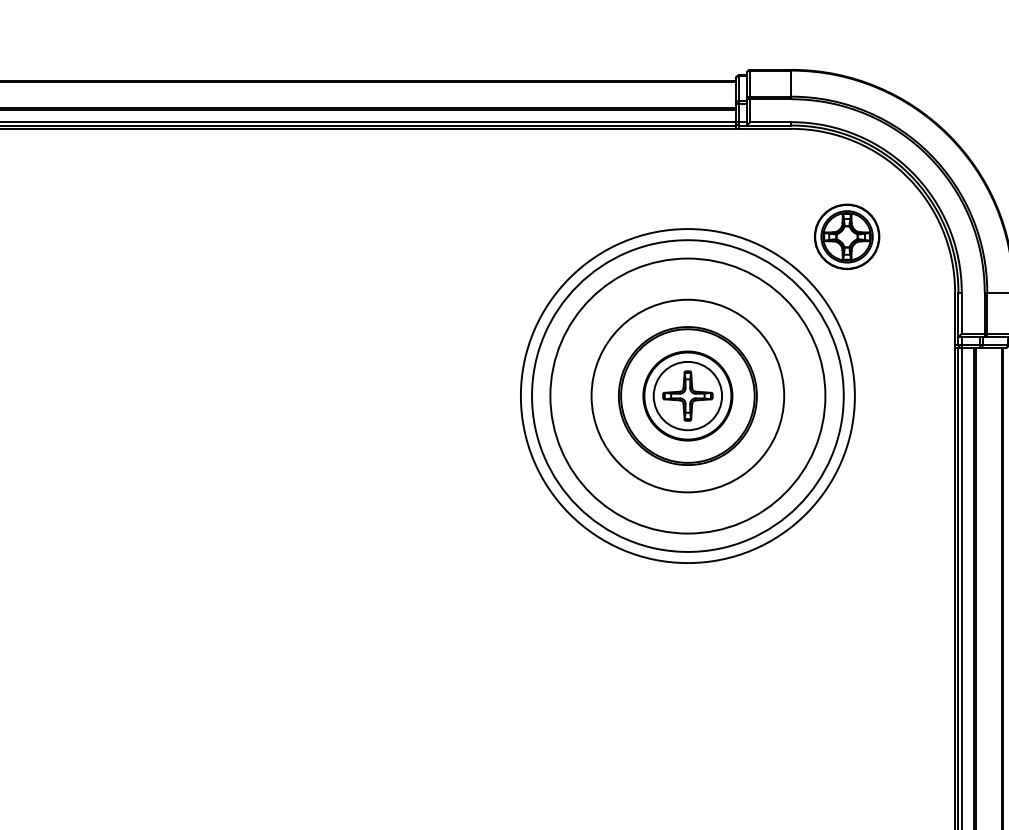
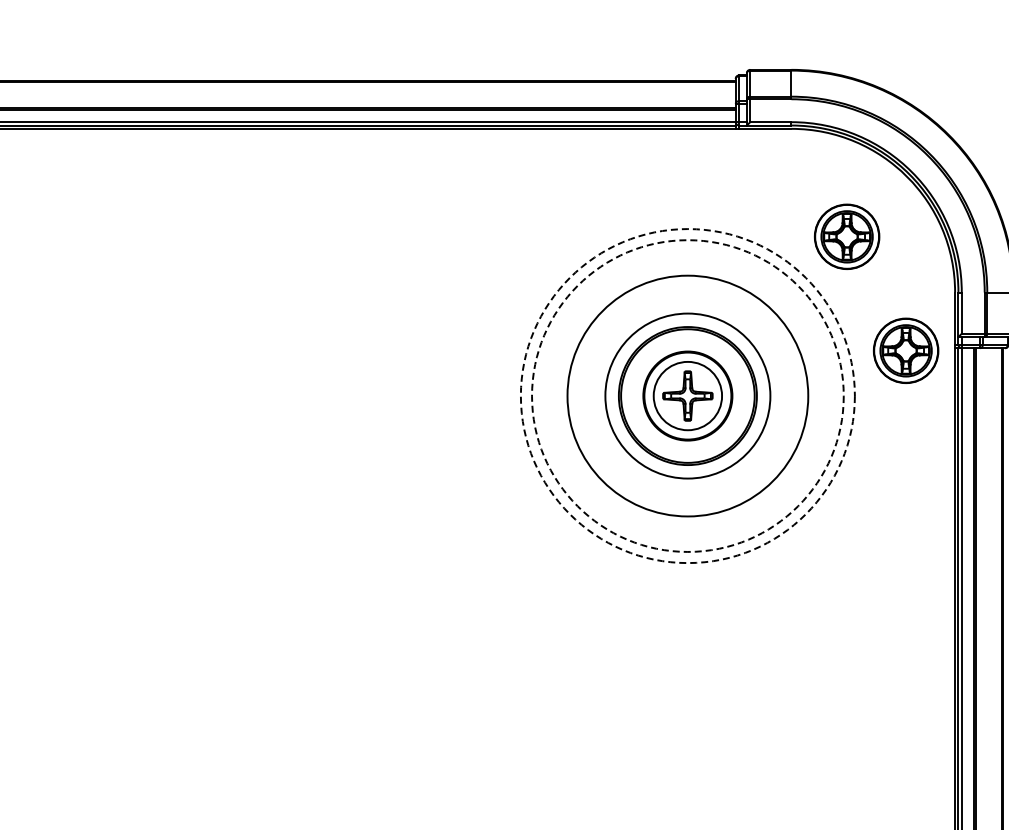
part: none -> present (906, 350)
circle diameter: 193 px -> 241 px (687, 395)
circle diameter: 275 px -> 165 px (687, 395)
circle: solid -> dashed (687, 395)
circle: solid -> dashed (687, 396)
